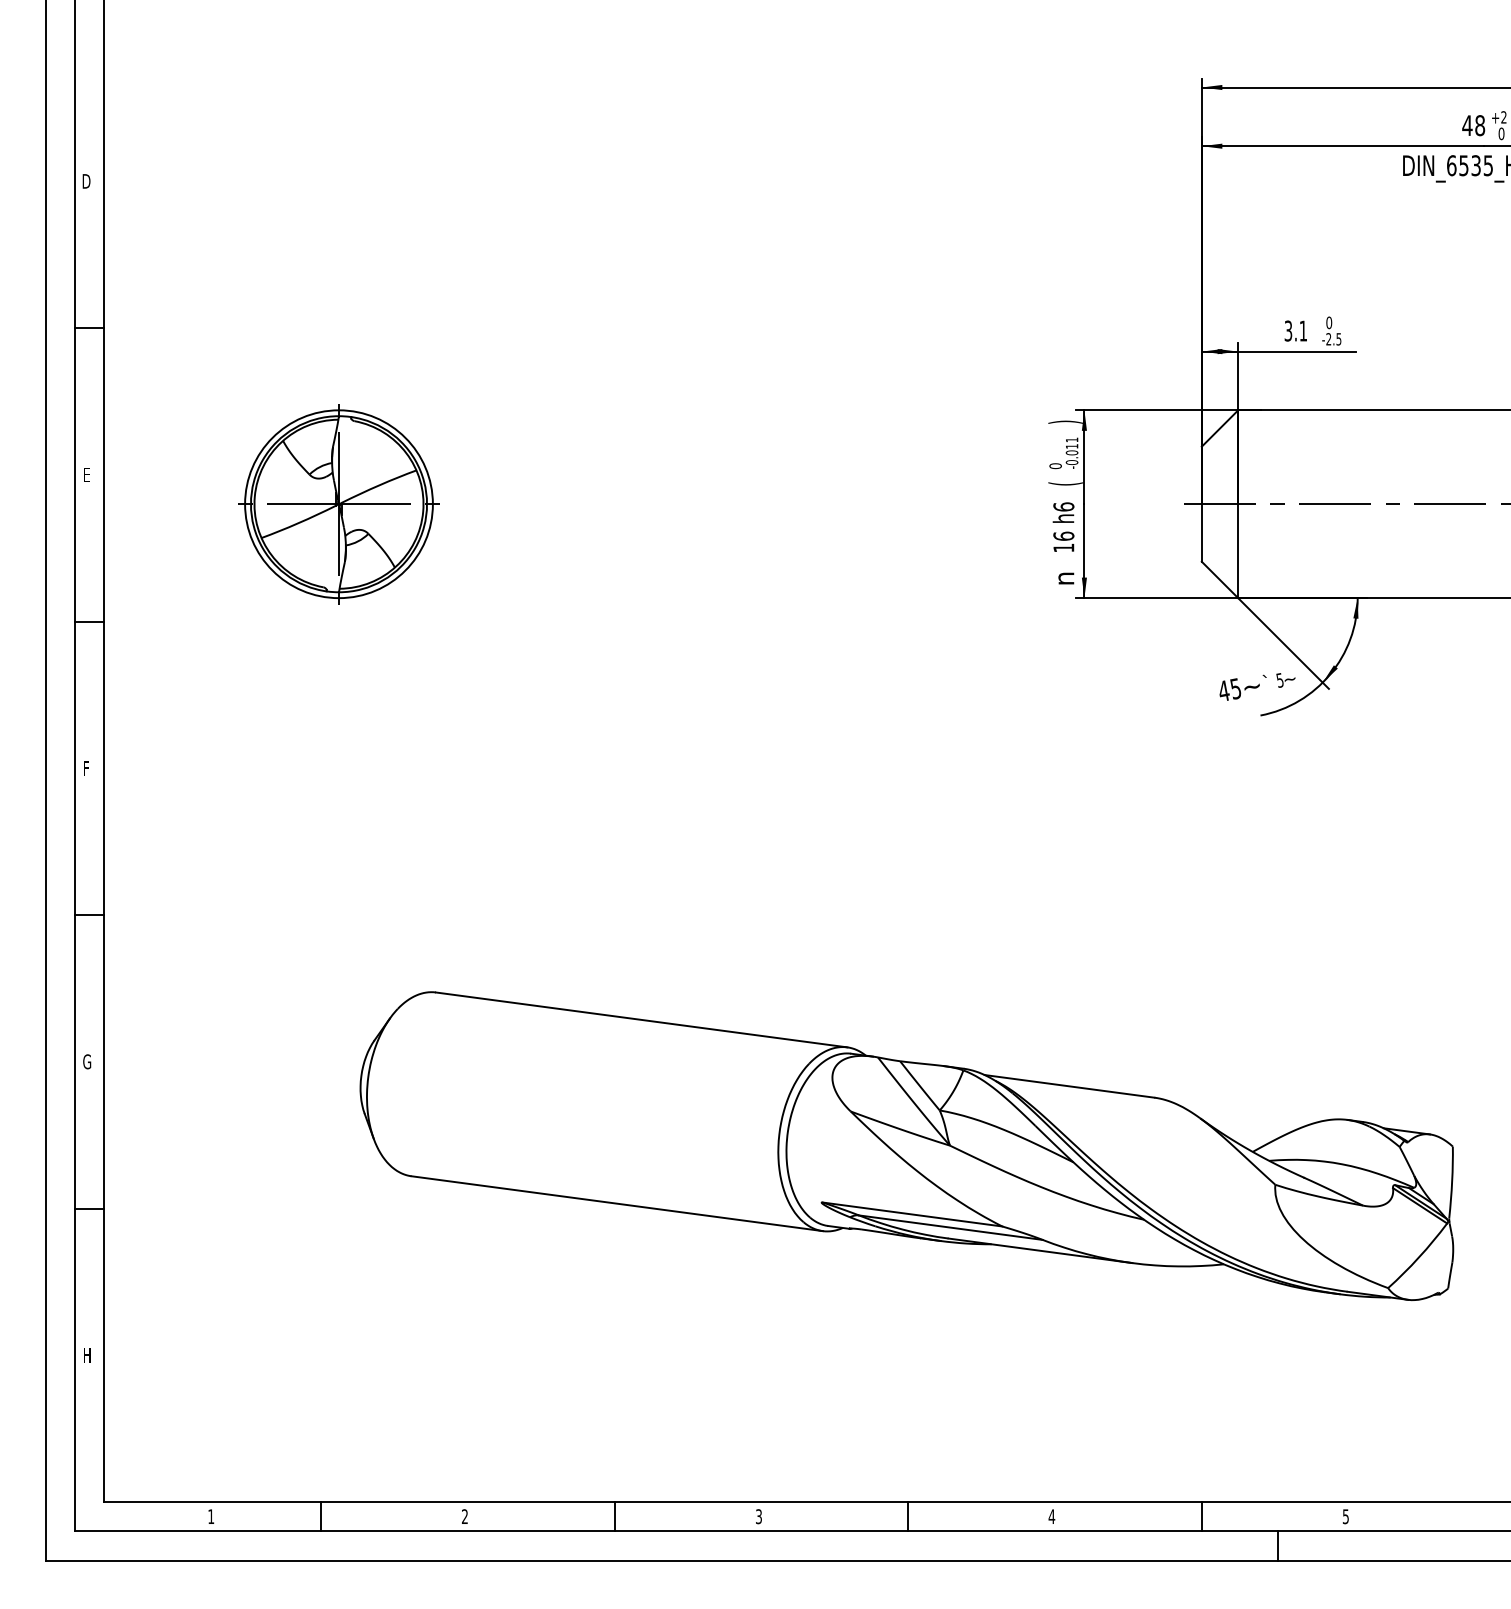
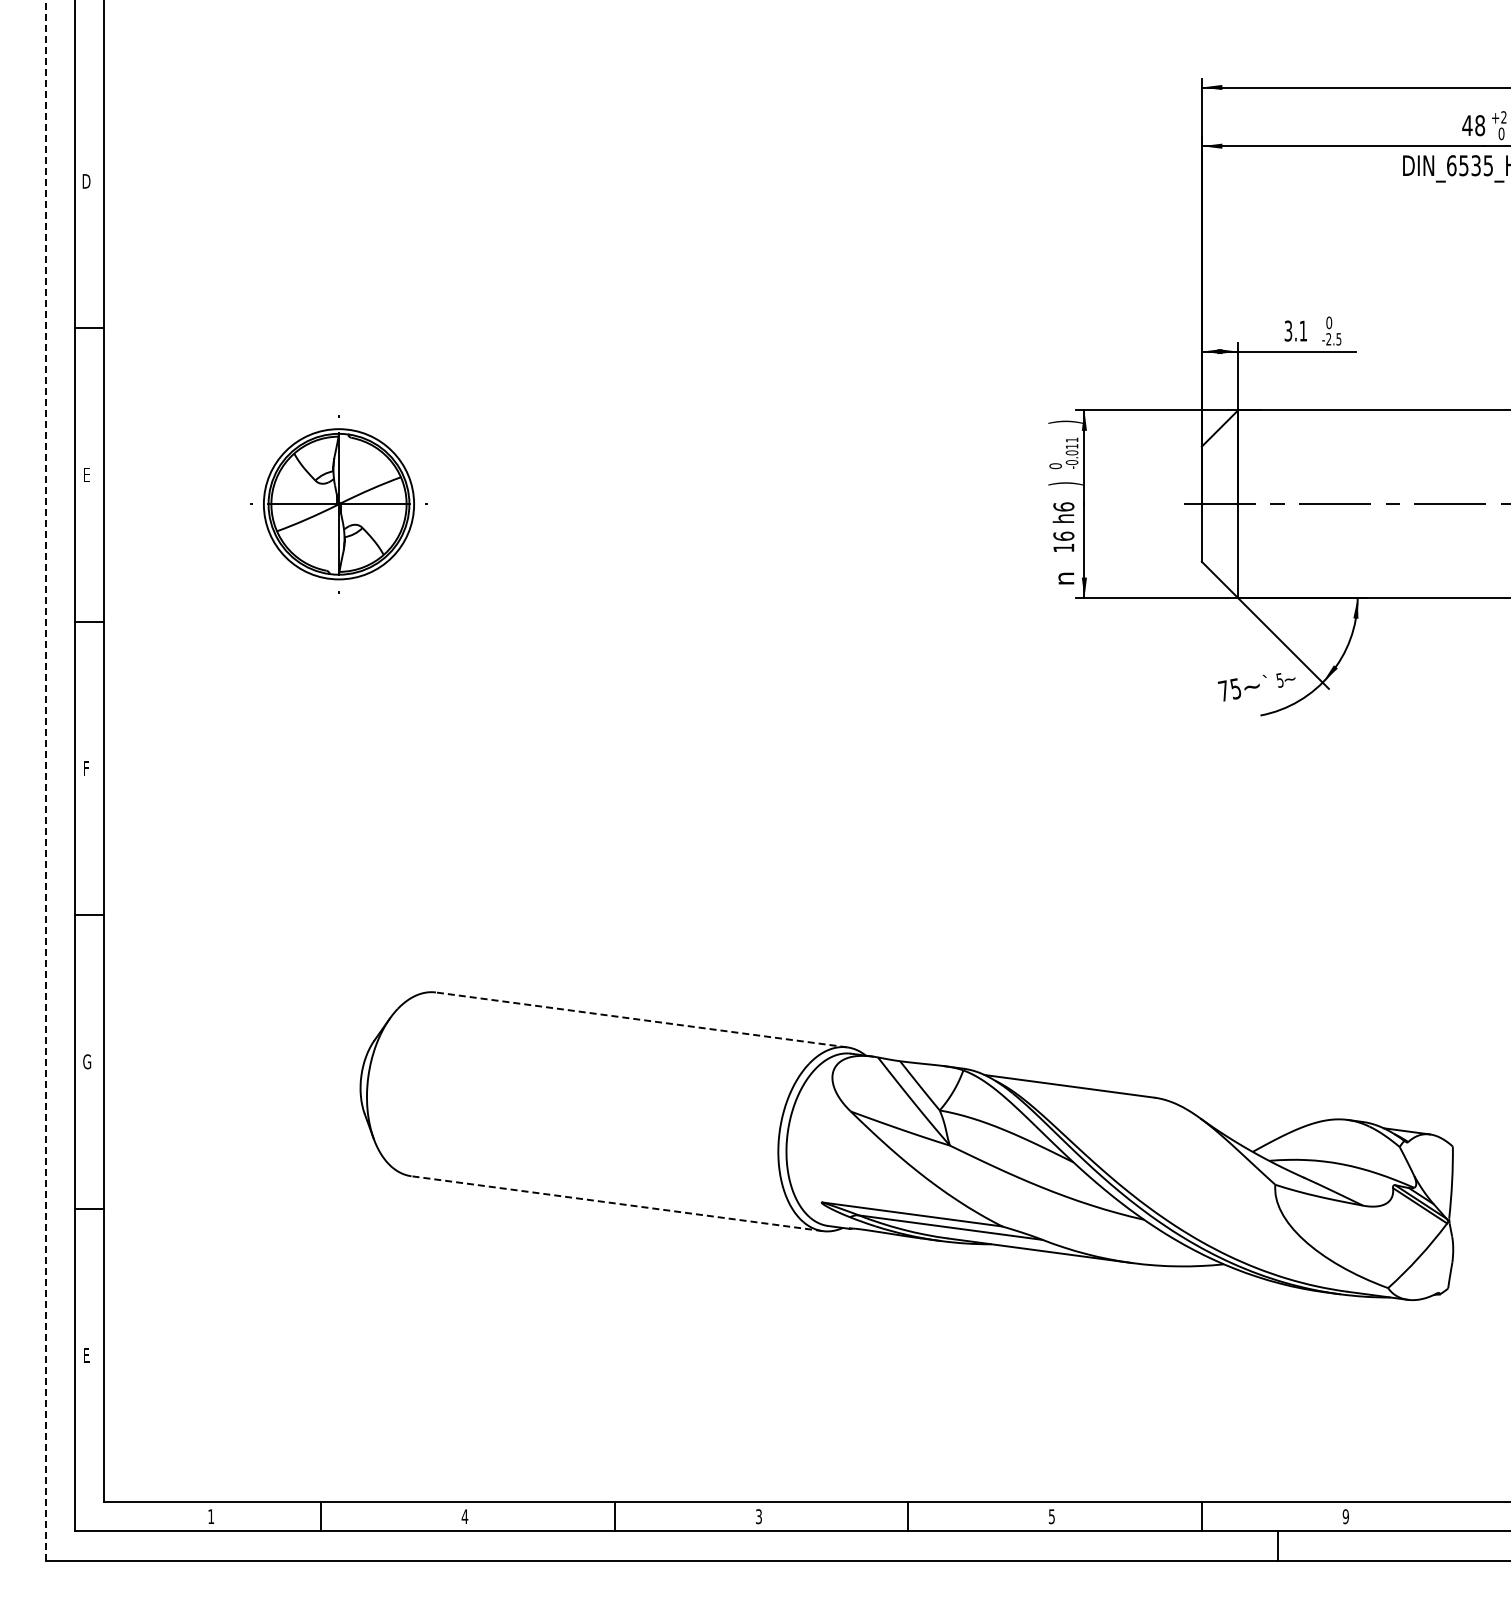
text: ( -> ) (1065, 483)
part size: 202x201 px -> 152x153 px (338, 504)
text: 45 -> 75 (1223, 690)
line: solid -> dashed (45, 780)
line: solid -> dashed (641, 1019)
line: solid -> dashed (617, 1203)
text: H -> E (87, 1355)
text: 2 -> 4 (464, 1516)
text: 4 -> 5 (1051, 1516)
text: 5 -> 9 (1345, 1516)
